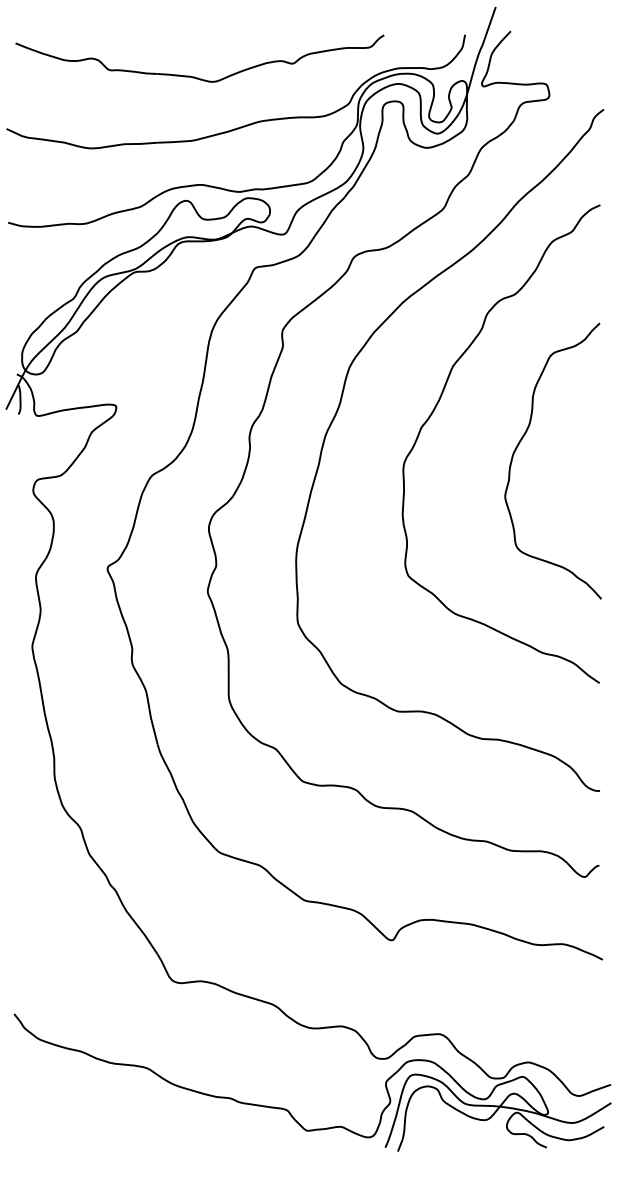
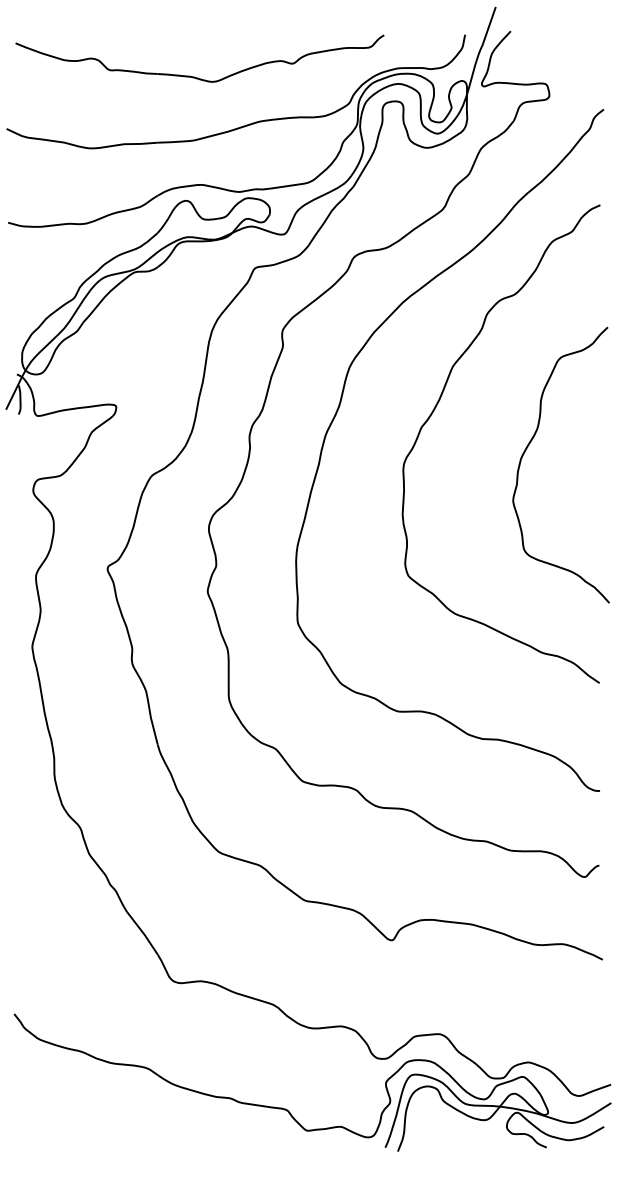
curve position: (521, 441) -> (529, 445) (529, 445)
